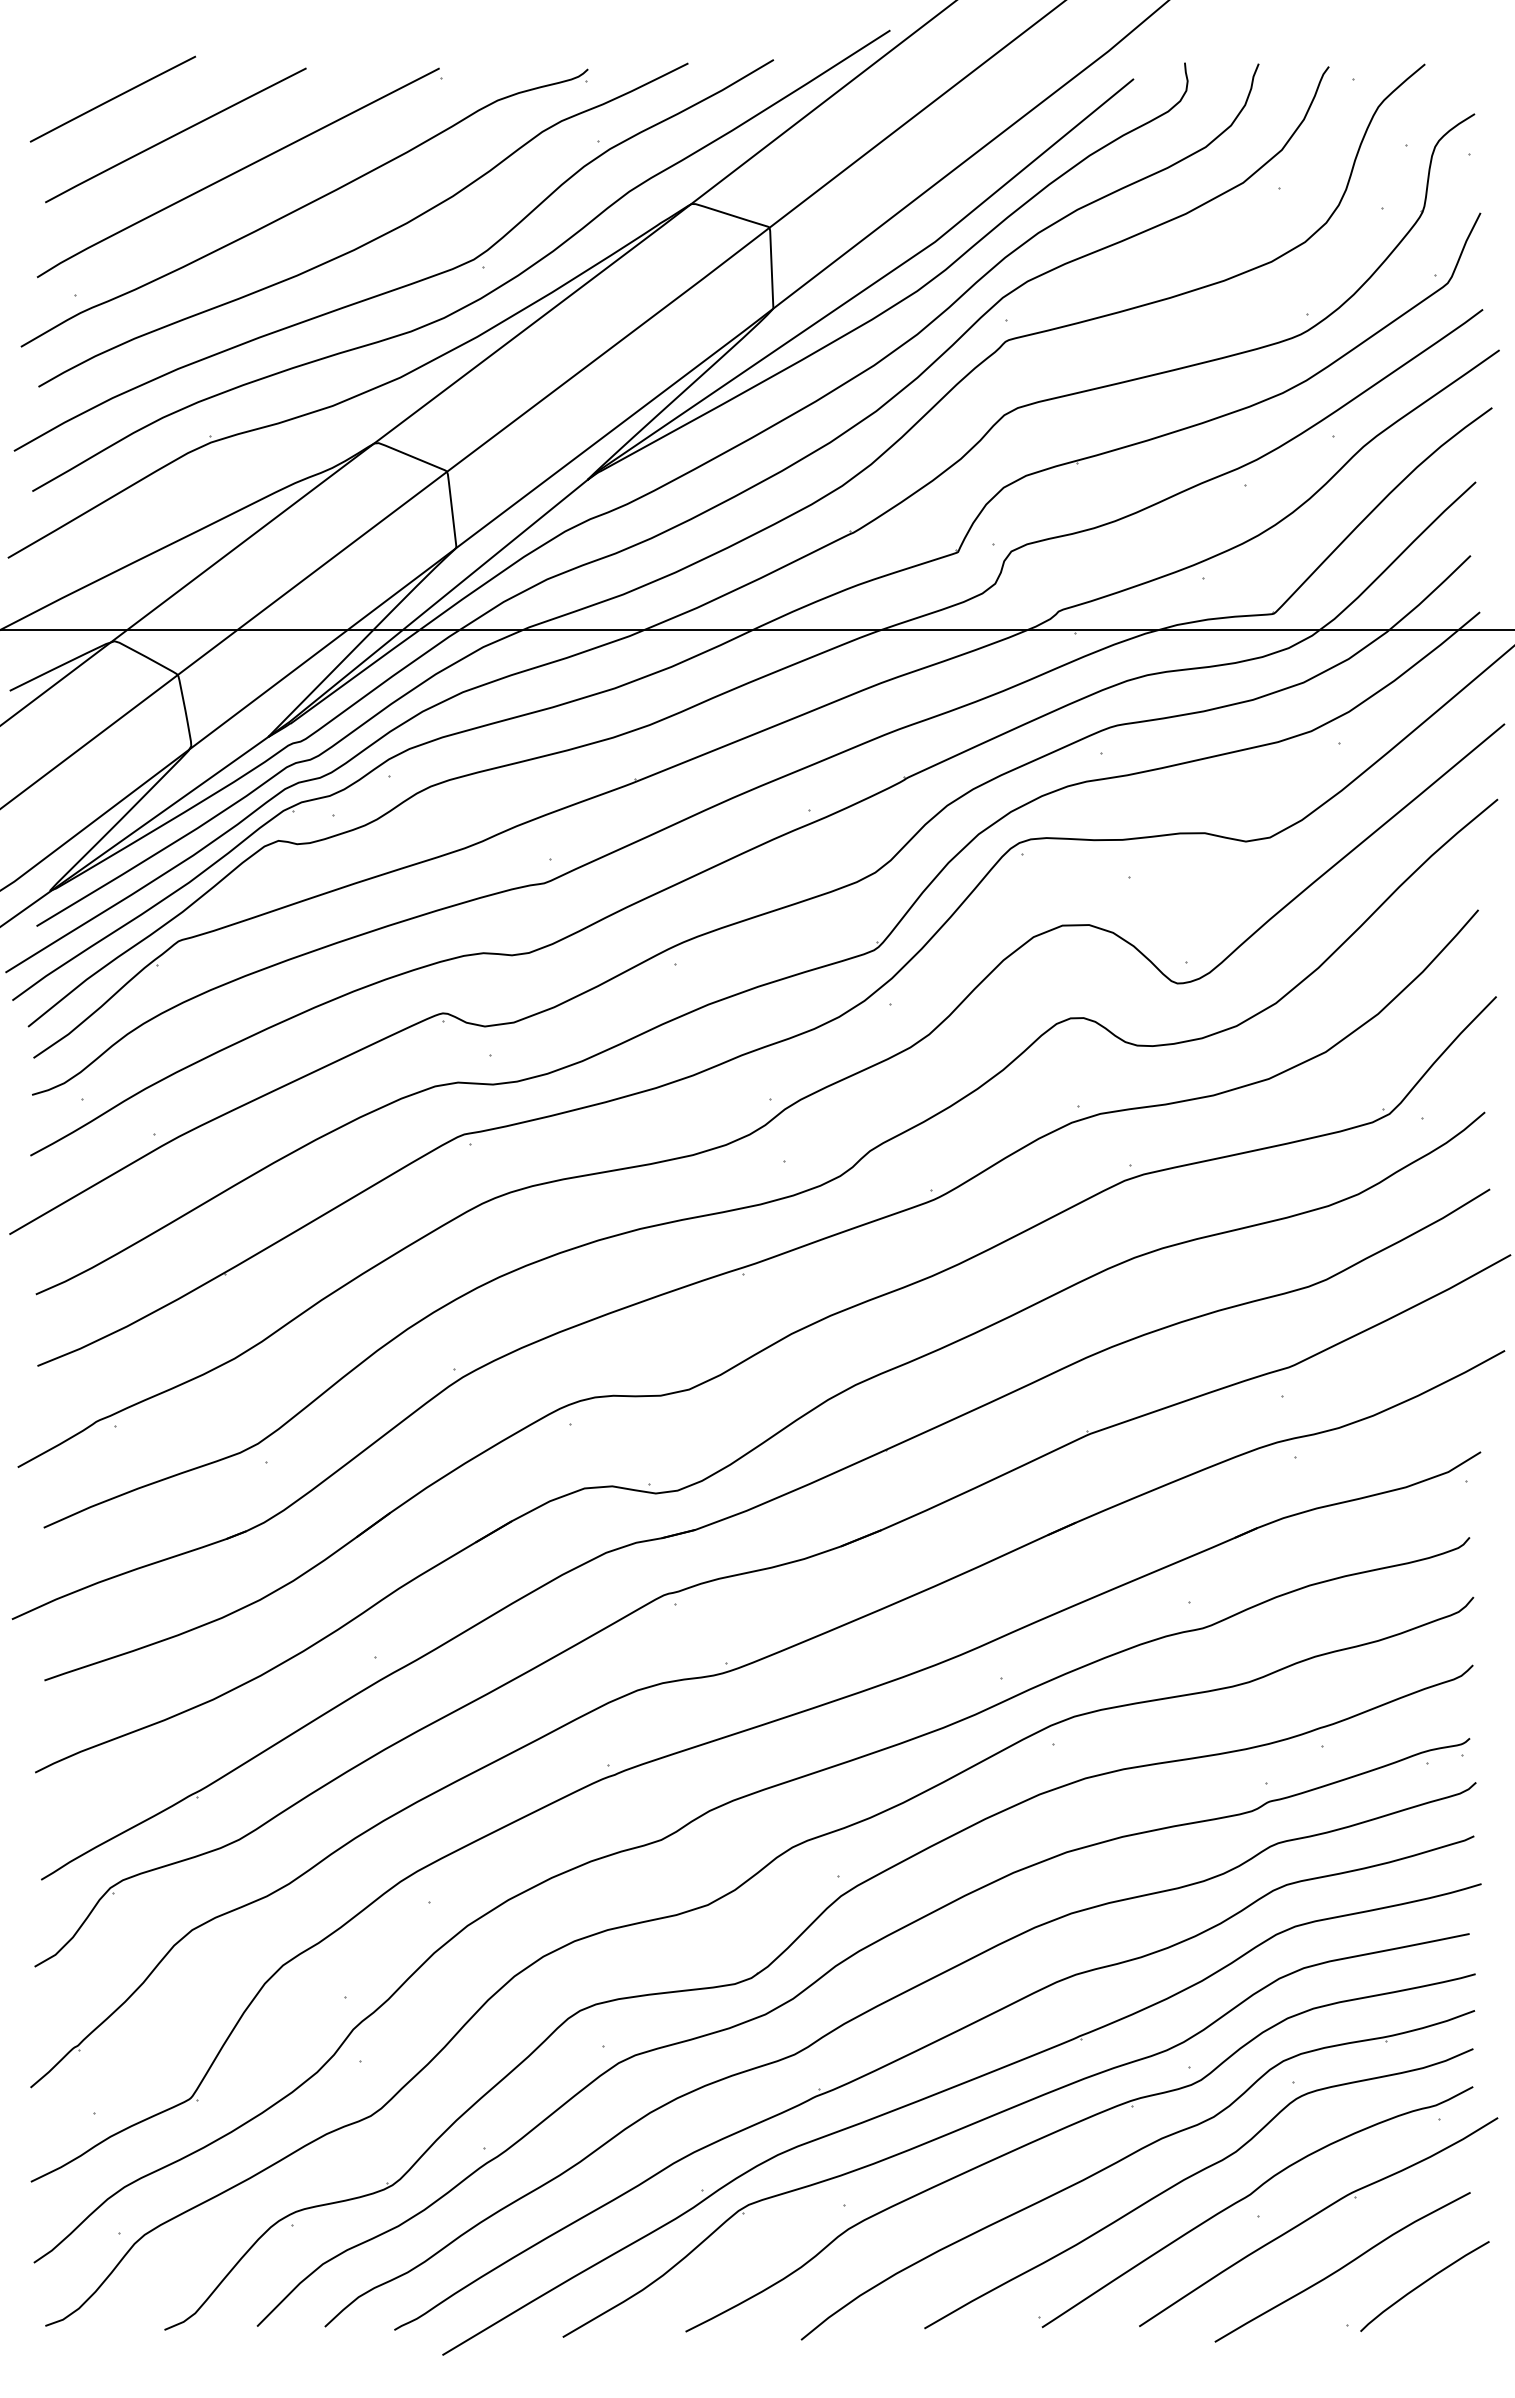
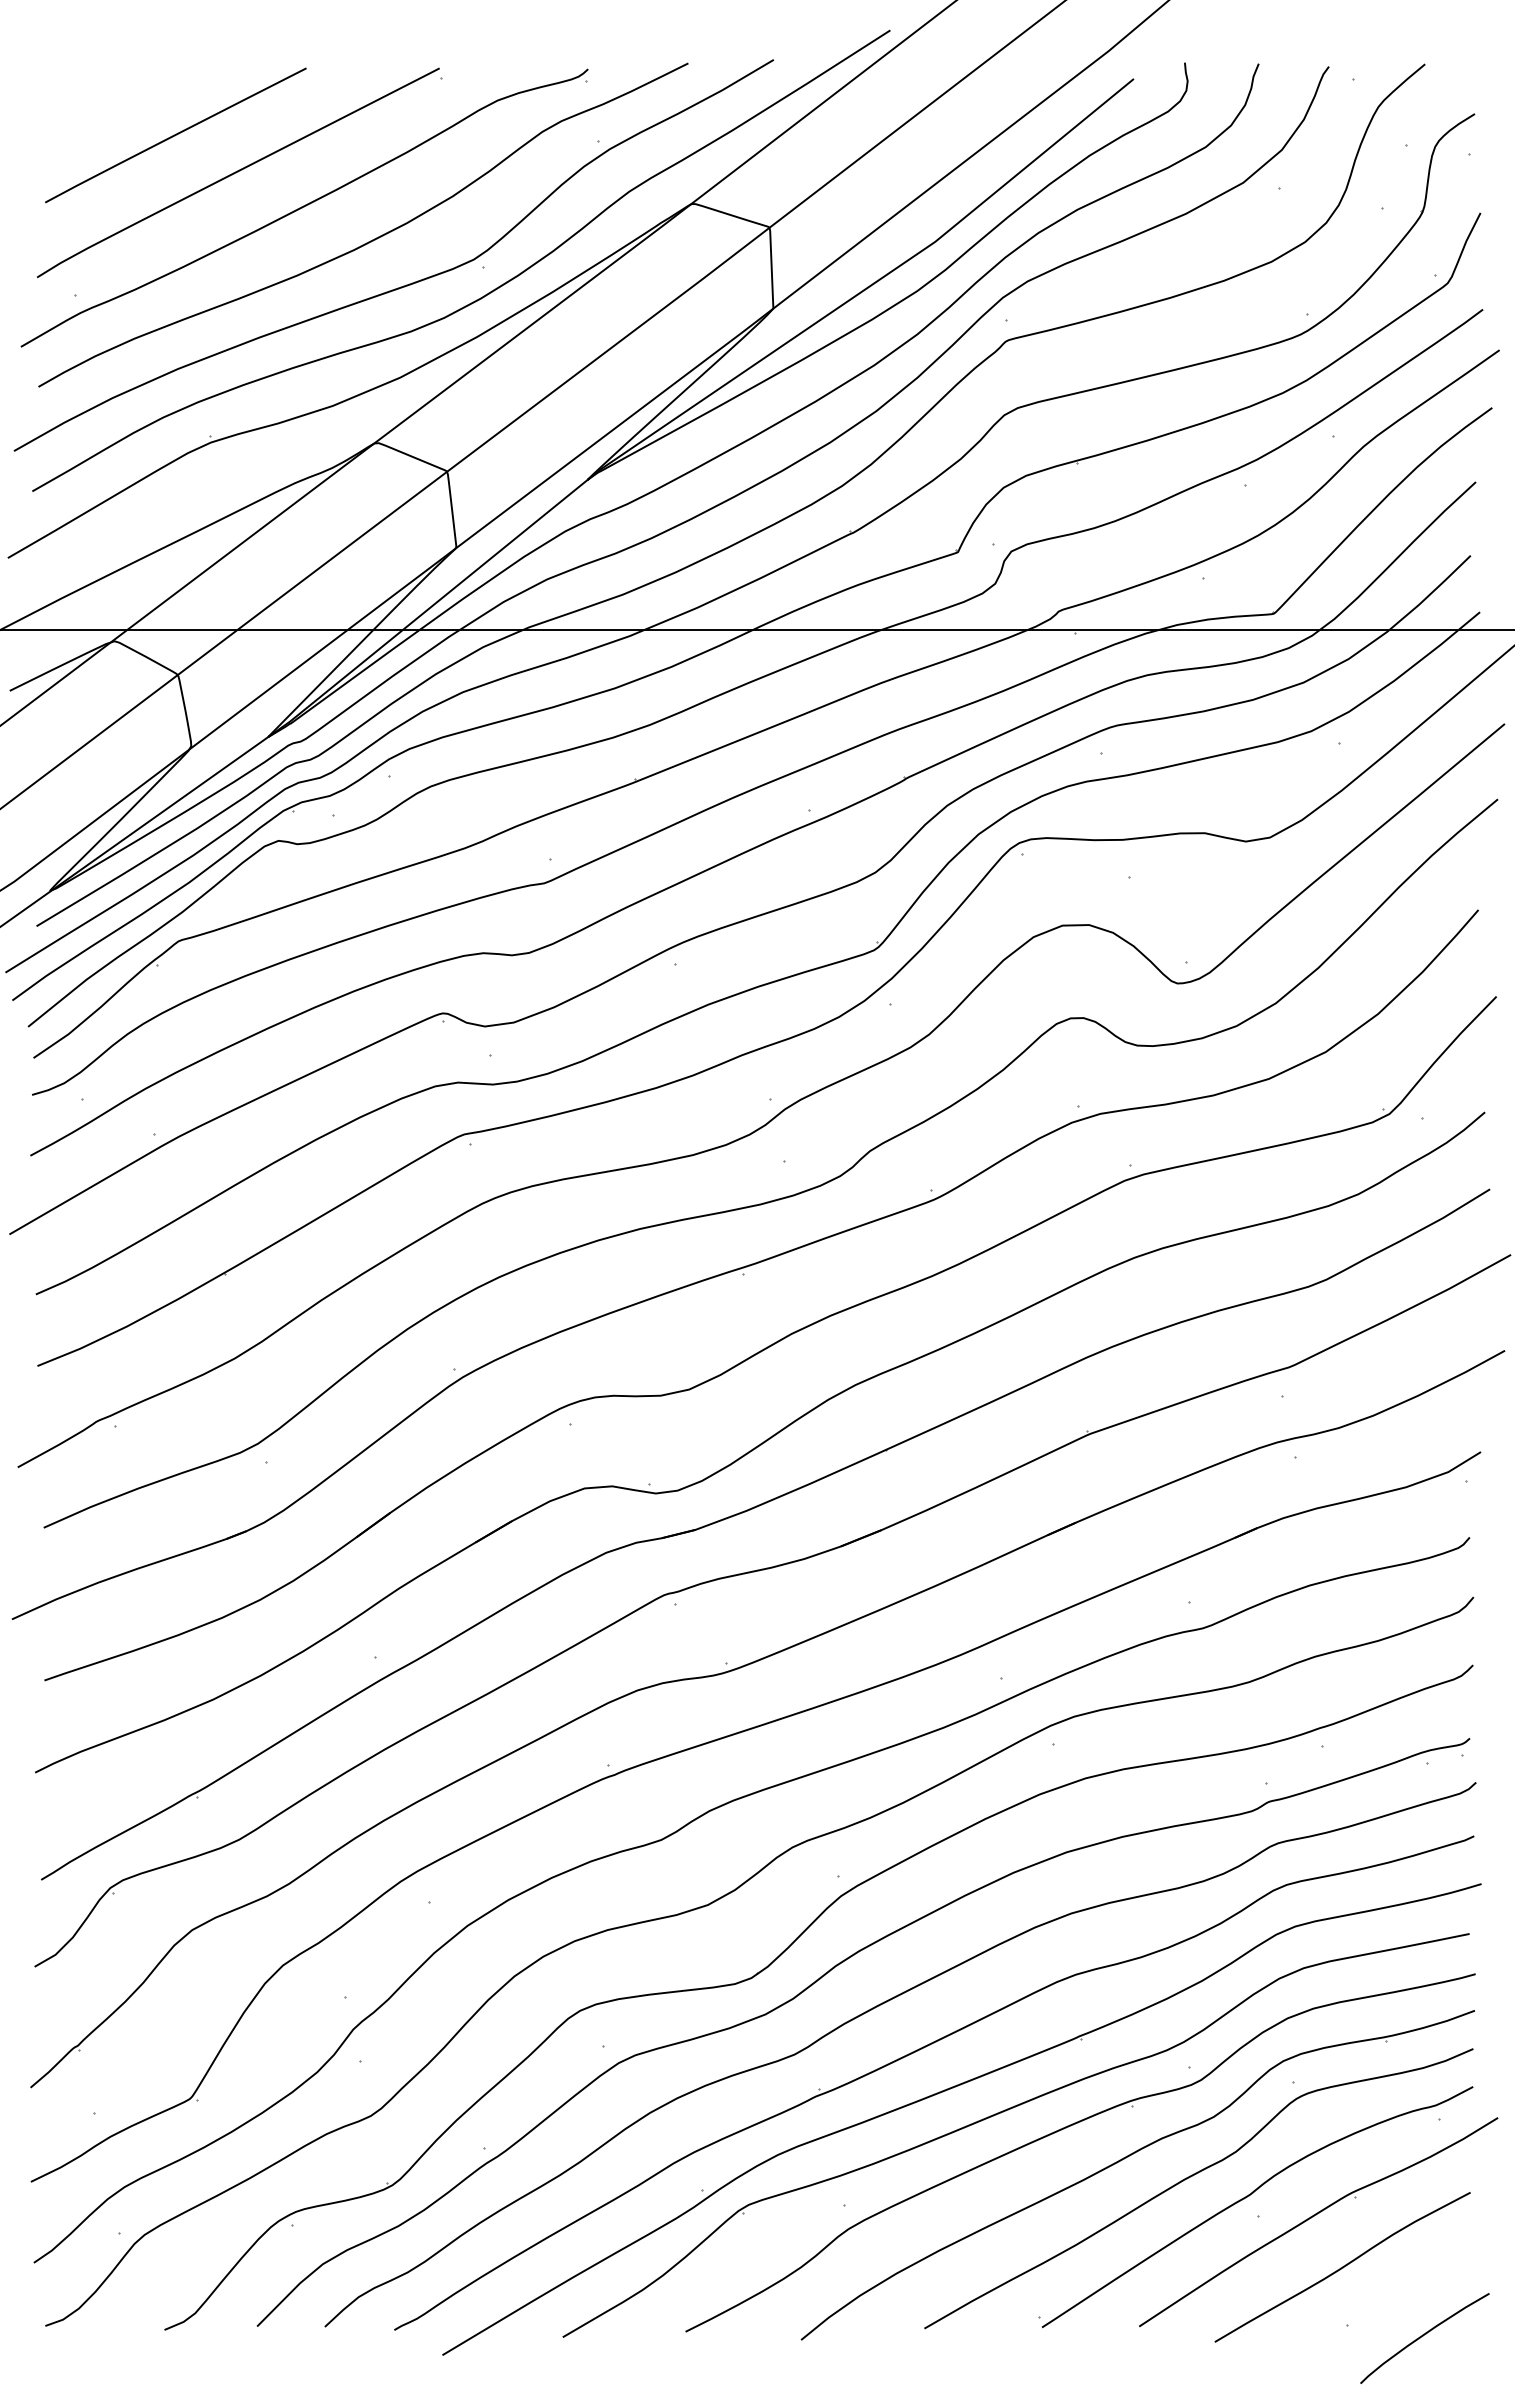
line: present -> none (112, 98)
curve position: (1423, 2284) -> (1423, 2336) (1423, 2336)
